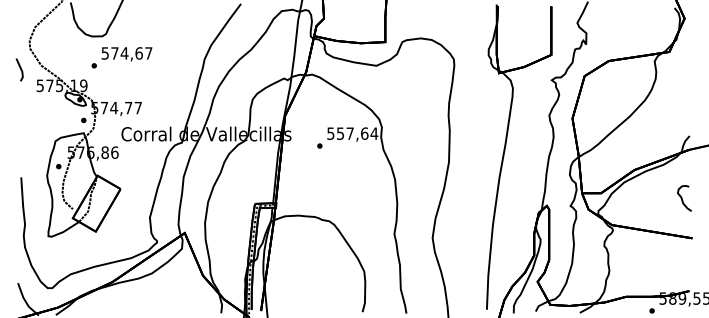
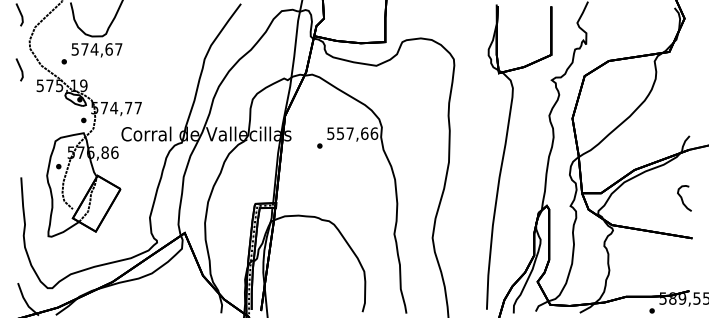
line: none -> present (19, 13)
text position: (121, 57) -> (91, 53) (91, 53)
text: 557,64 -> 557,66 (374, 133)
